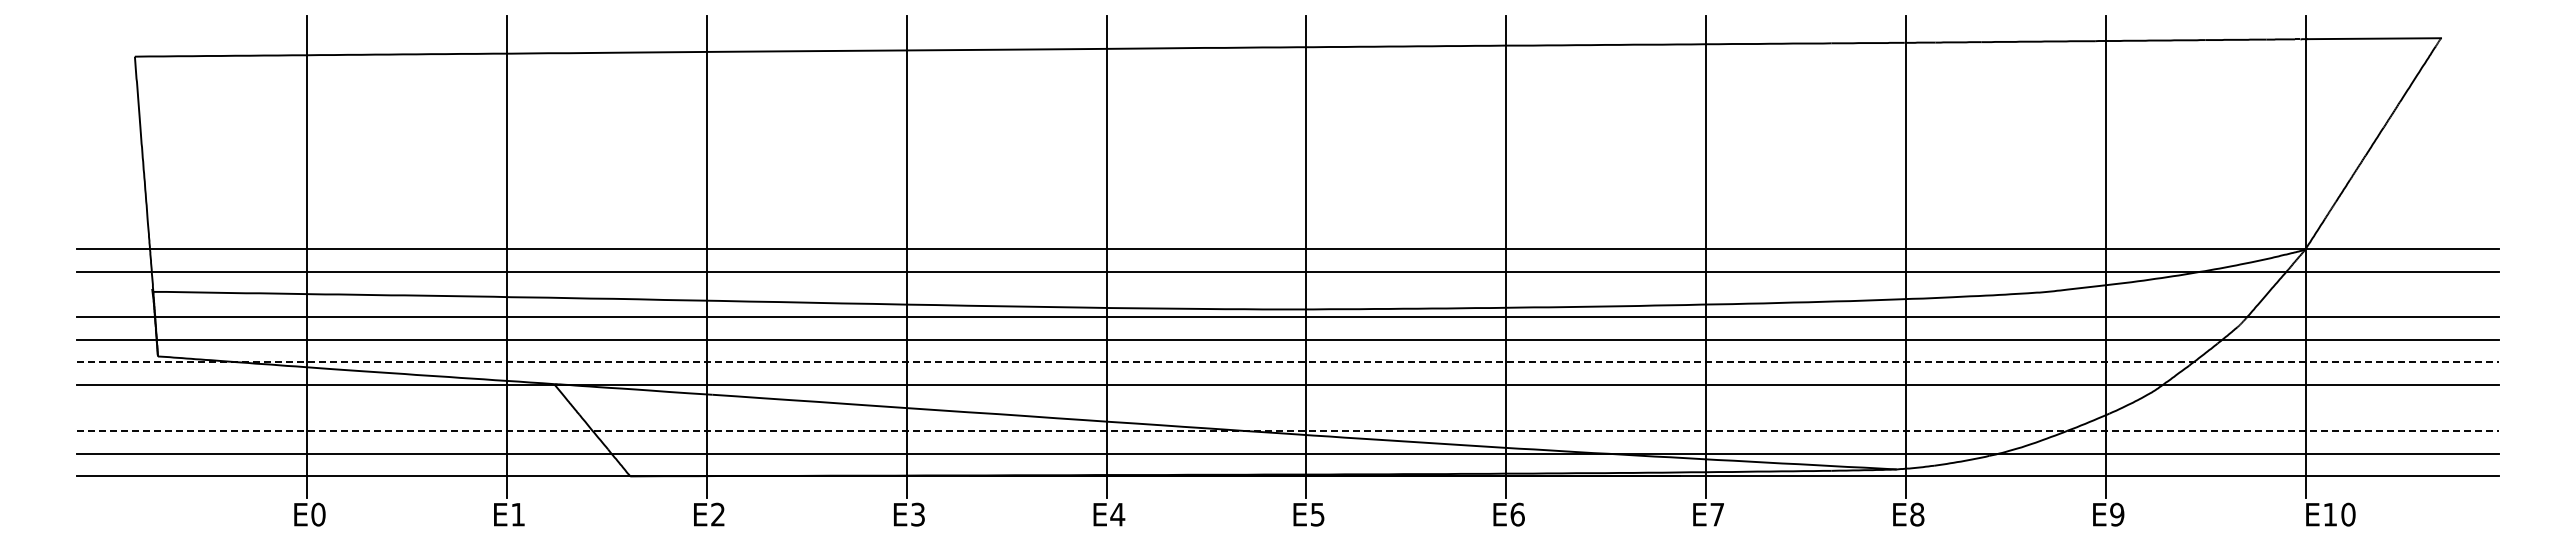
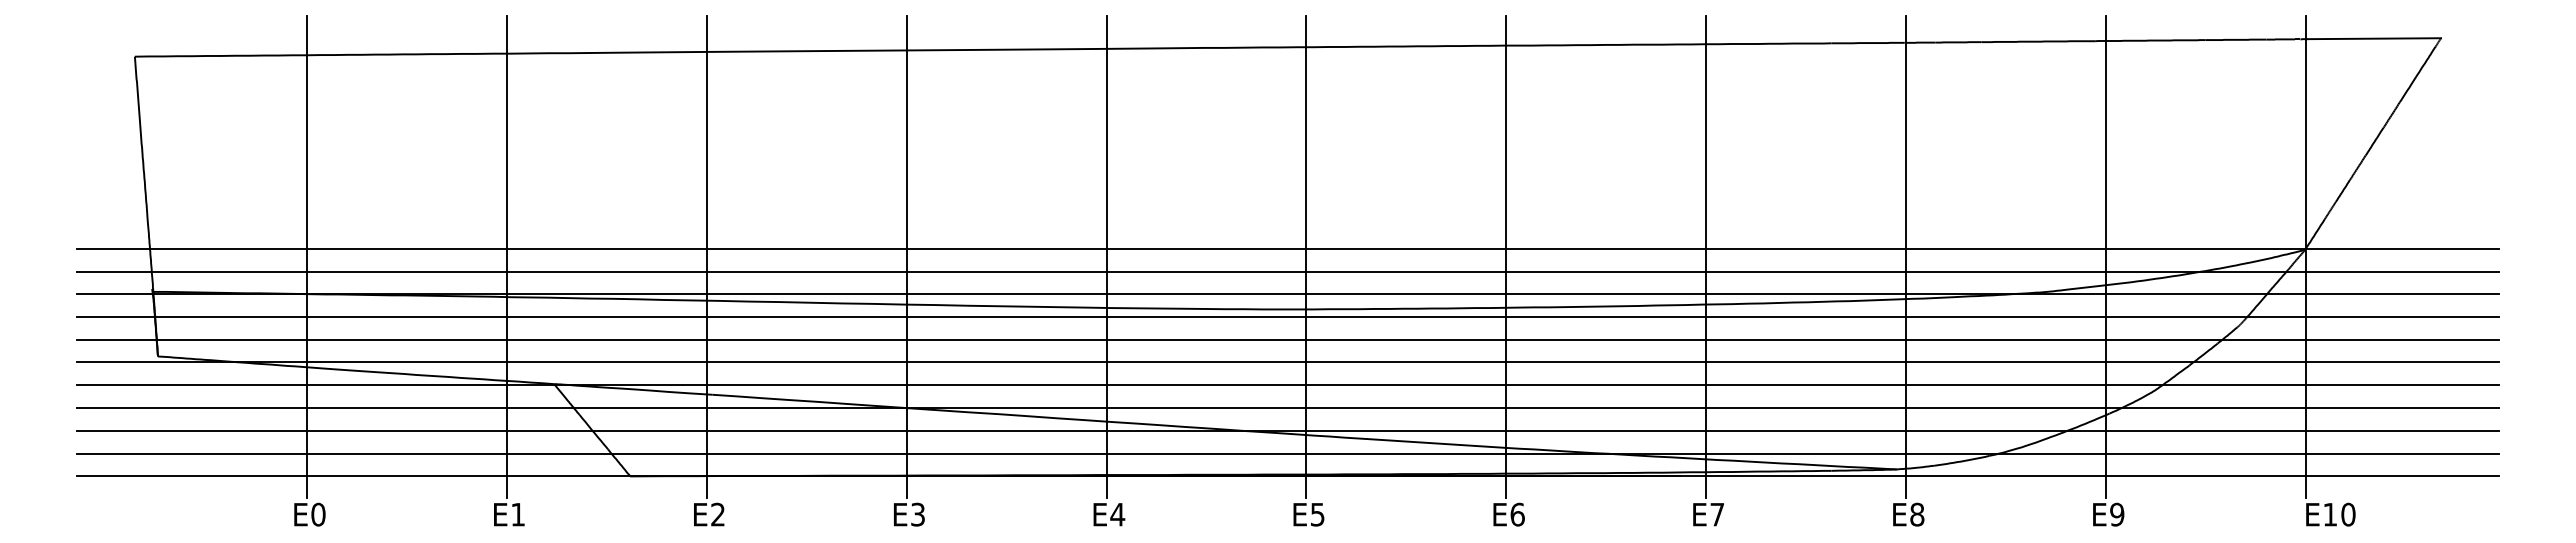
line: none -> present (1287, 294)
line: dashed -> solid (1287, 362)
line: none -> present (1287, 408)
line: dashed -> solid (1287, 430)
